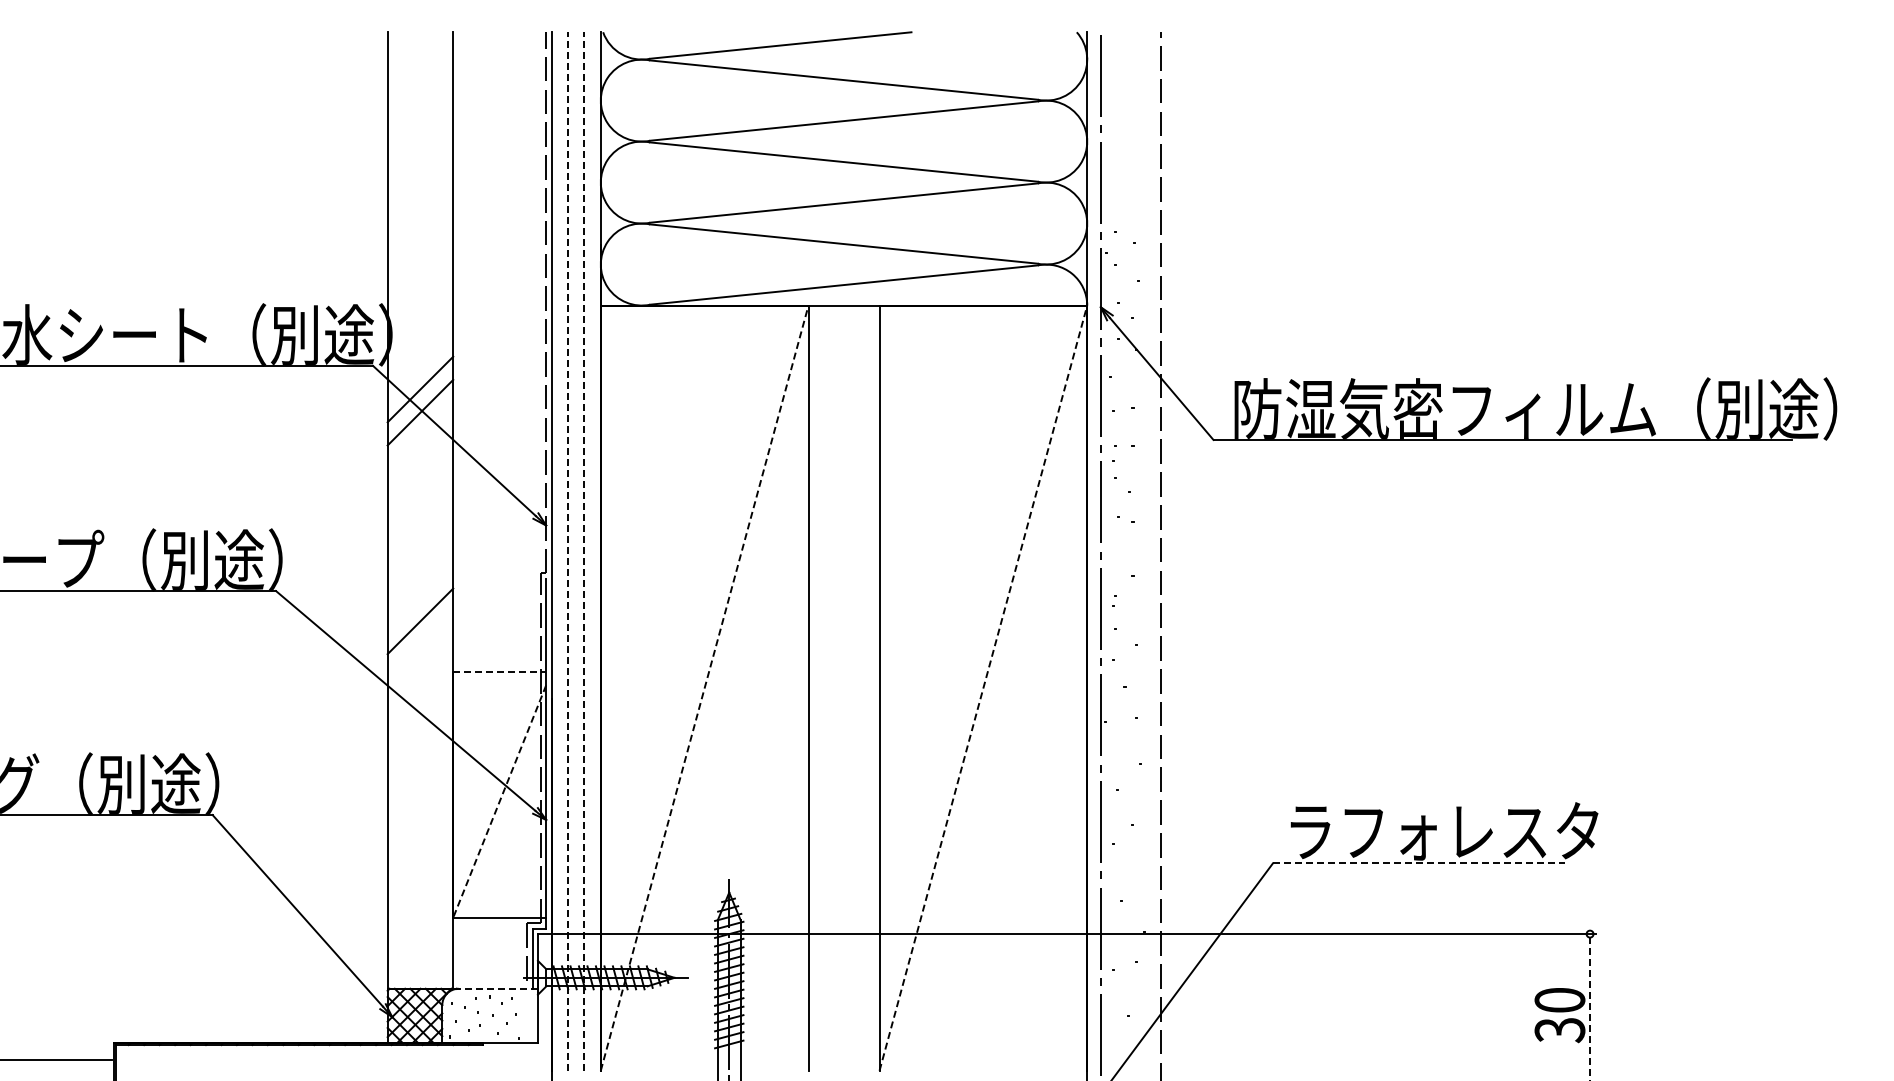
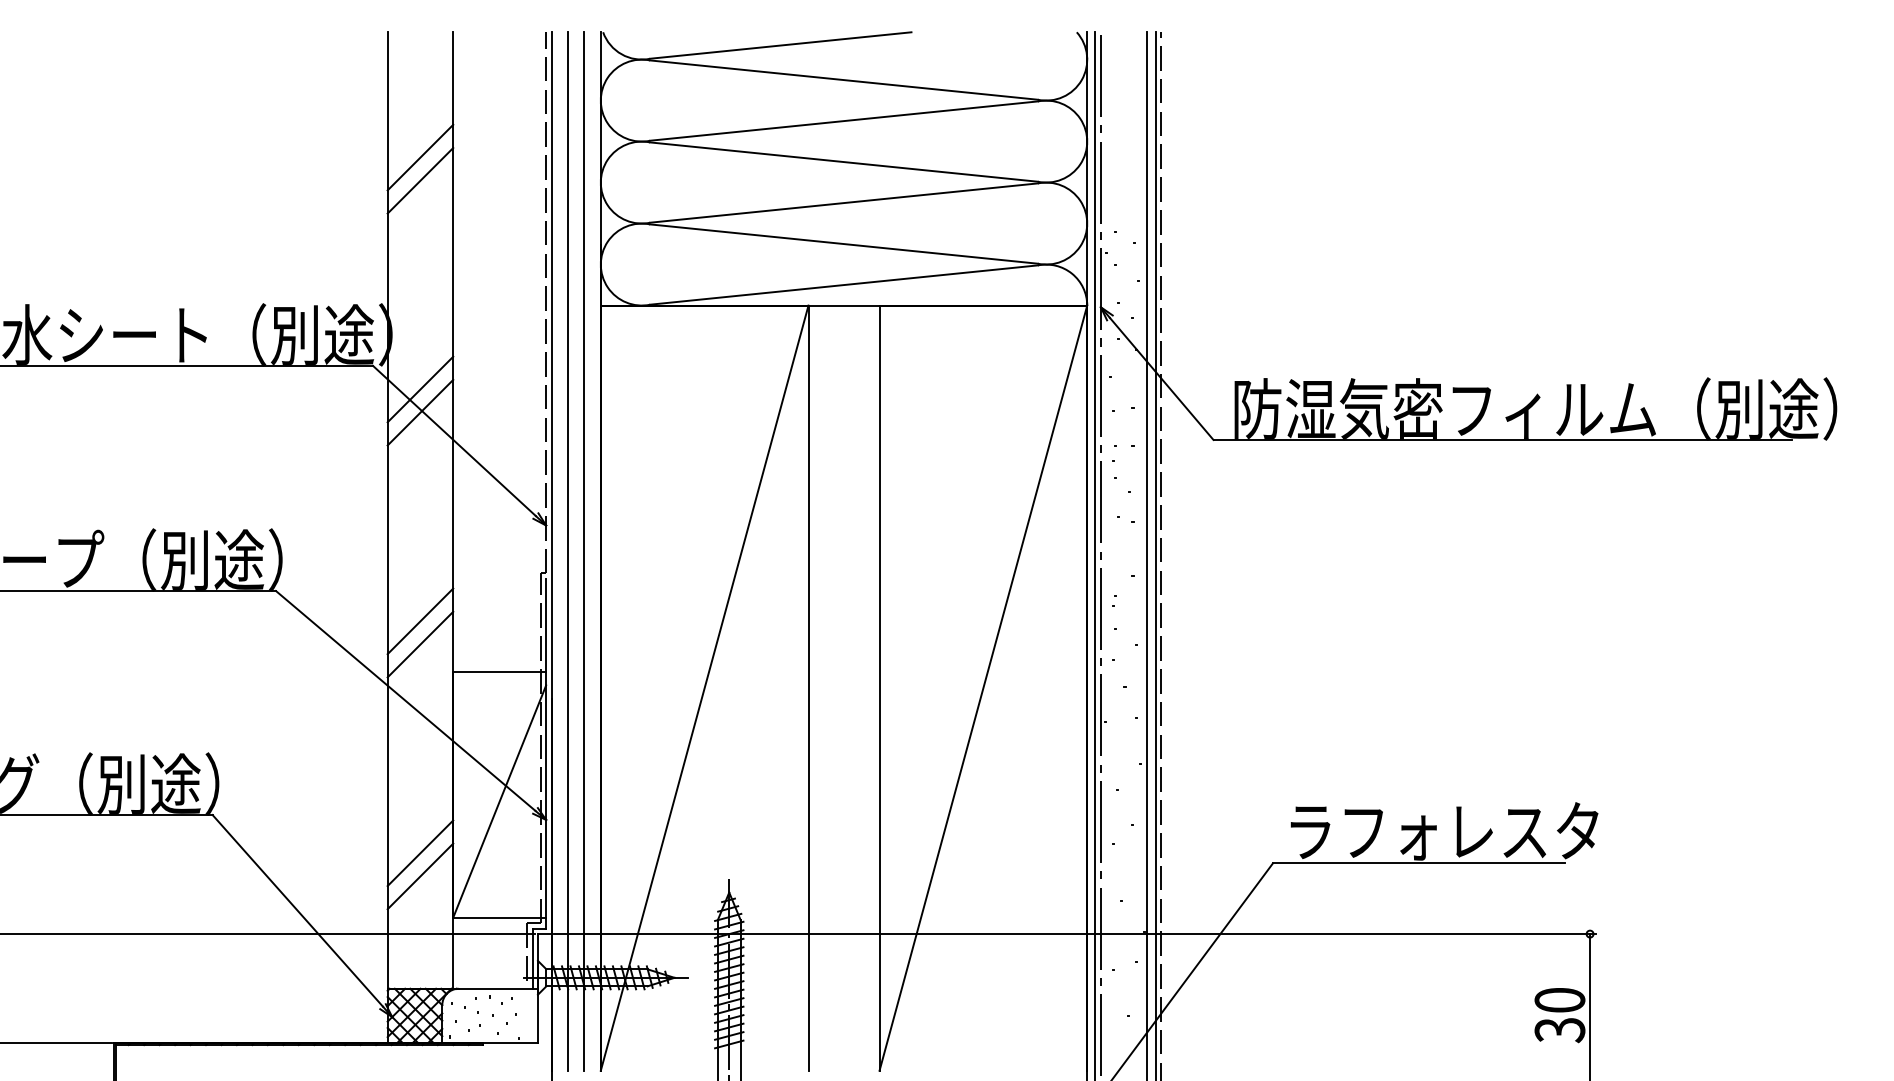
line: none -> present (420, 157)
line: none -> present (420, 180)
line: dashed -> solid (568, 551)
line: dashed -> solid (584, 551)
line: none -> present (1095, 554)
line: none -> present (1147, 554)
line: none -> present (1155, 554)
line: none -> present (420, 644)
line: dashed -> solid (500, 671)
line: dashed -> solid (704, 687)
line: dashed -> solid (983, 687)
line: dashed -> solid (499, 802)
line: none -> present (420, 853)
line: dashed -> solid (1419, 863)
line: none -> present (420, 876)
line: none -> present (268, 934)
line: dashed -> solid (498, 988)
line: dashed -> solid (1590, 1007)
line position: (56, 1060) -> (56, 1043) (56, 1043)
